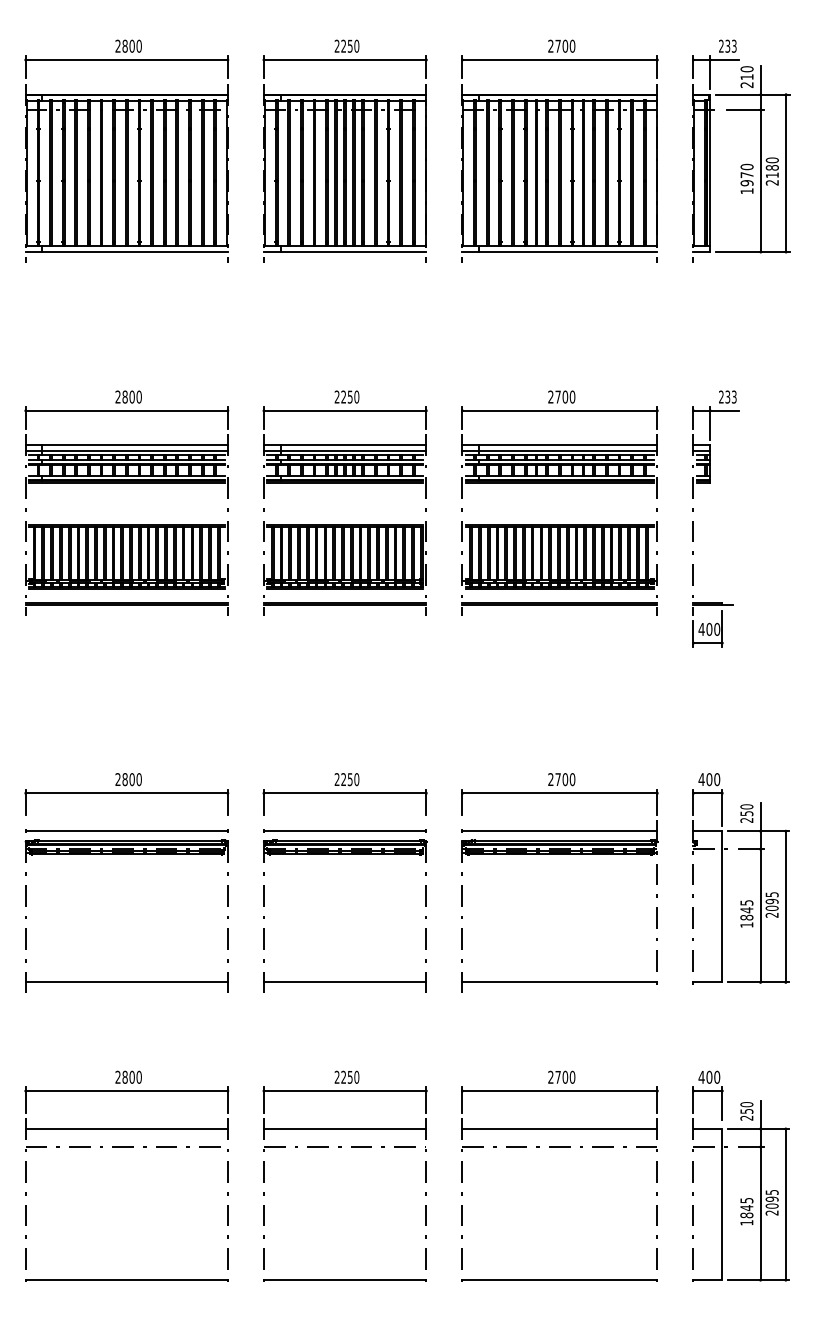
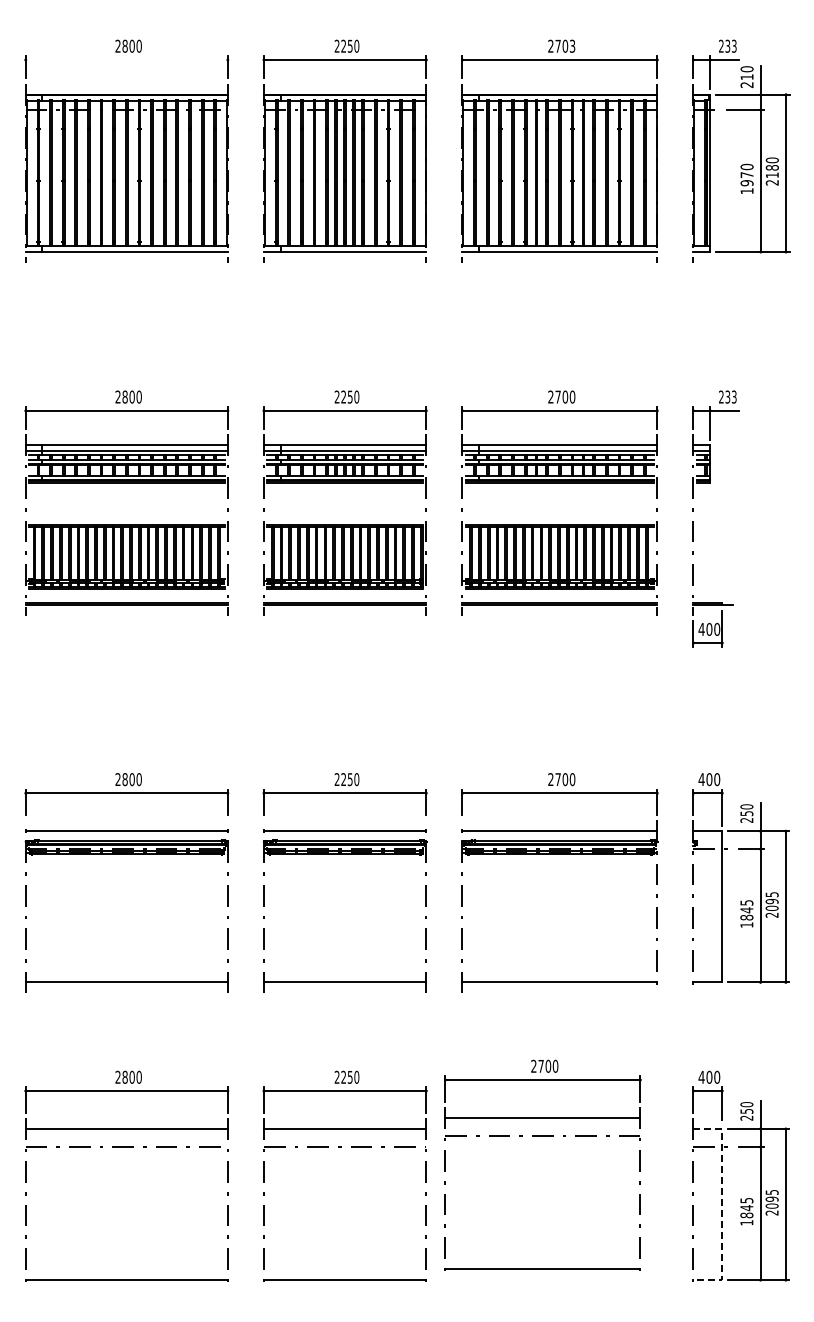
text: 2700 -> 2703 (572, 45)
line: present -> none (126, 59)
part position: (559, 1147) -> (542, 1136) (542, 1136)
line: solid -> dashed (722, 1204)
